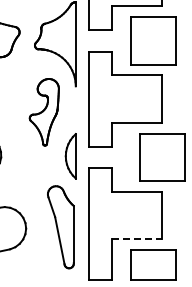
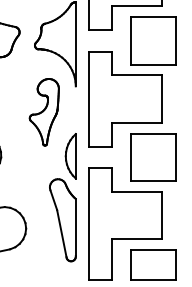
part position: (162, 157) -> (153, 157) (153, 157)
part position: (60, 227) -> (62, 220) (62, 220)
line: dashed -> solid (137, 239)
